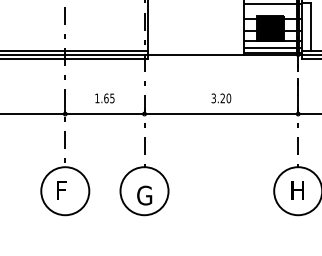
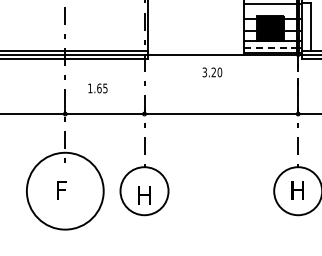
line: solid -> dashed (271, 47)
text position: (104, 98) -> (97, 88) (97, 88)
text position: (221, 98) -> (212, 72) (212, 72)
circle diameter: 48 px -> 77 px (64, 190)
text: G -> H (144, 195)
